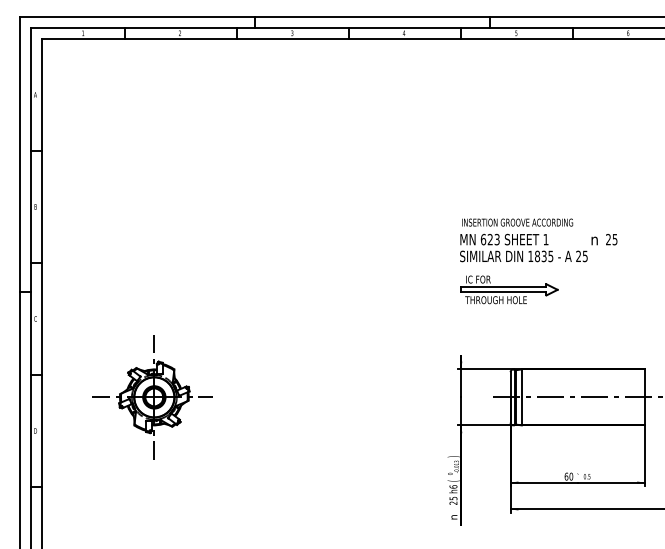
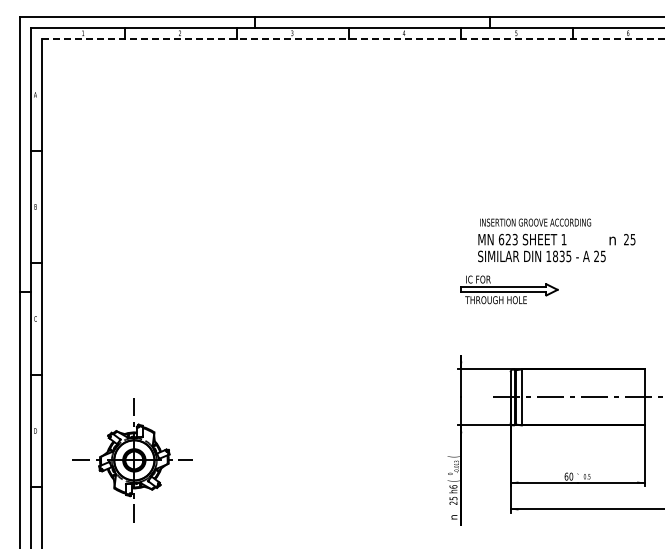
line: solid -> dashed (354, 38)
text position: (538, 240) -> (556, 240) (556, 240)
part position: (152, 397) -> (132, 460) (132, 460)
text: ) -> ( (453, 456)
